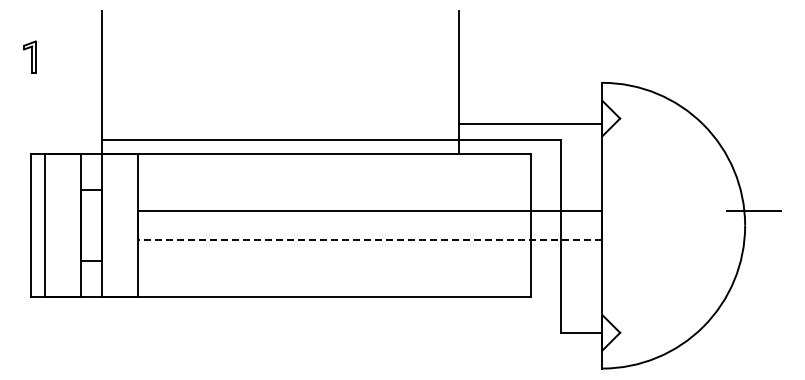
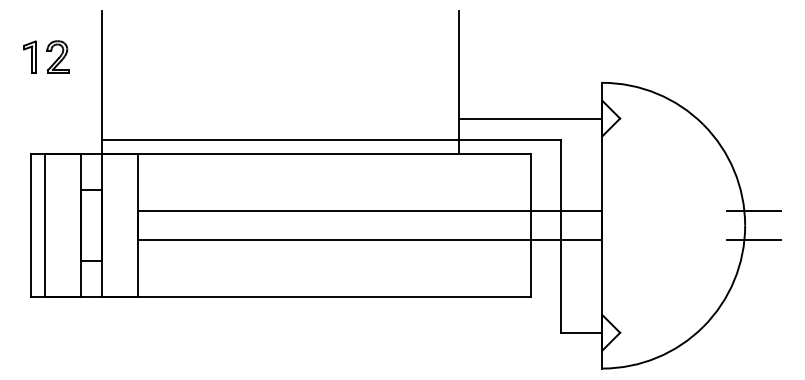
part: none -> present (57, 56)
line position: (530, 123) -> (530, 118) (530, 118)
line: dashed -> solid (369, 240)
line: none -> present (753, 240)
